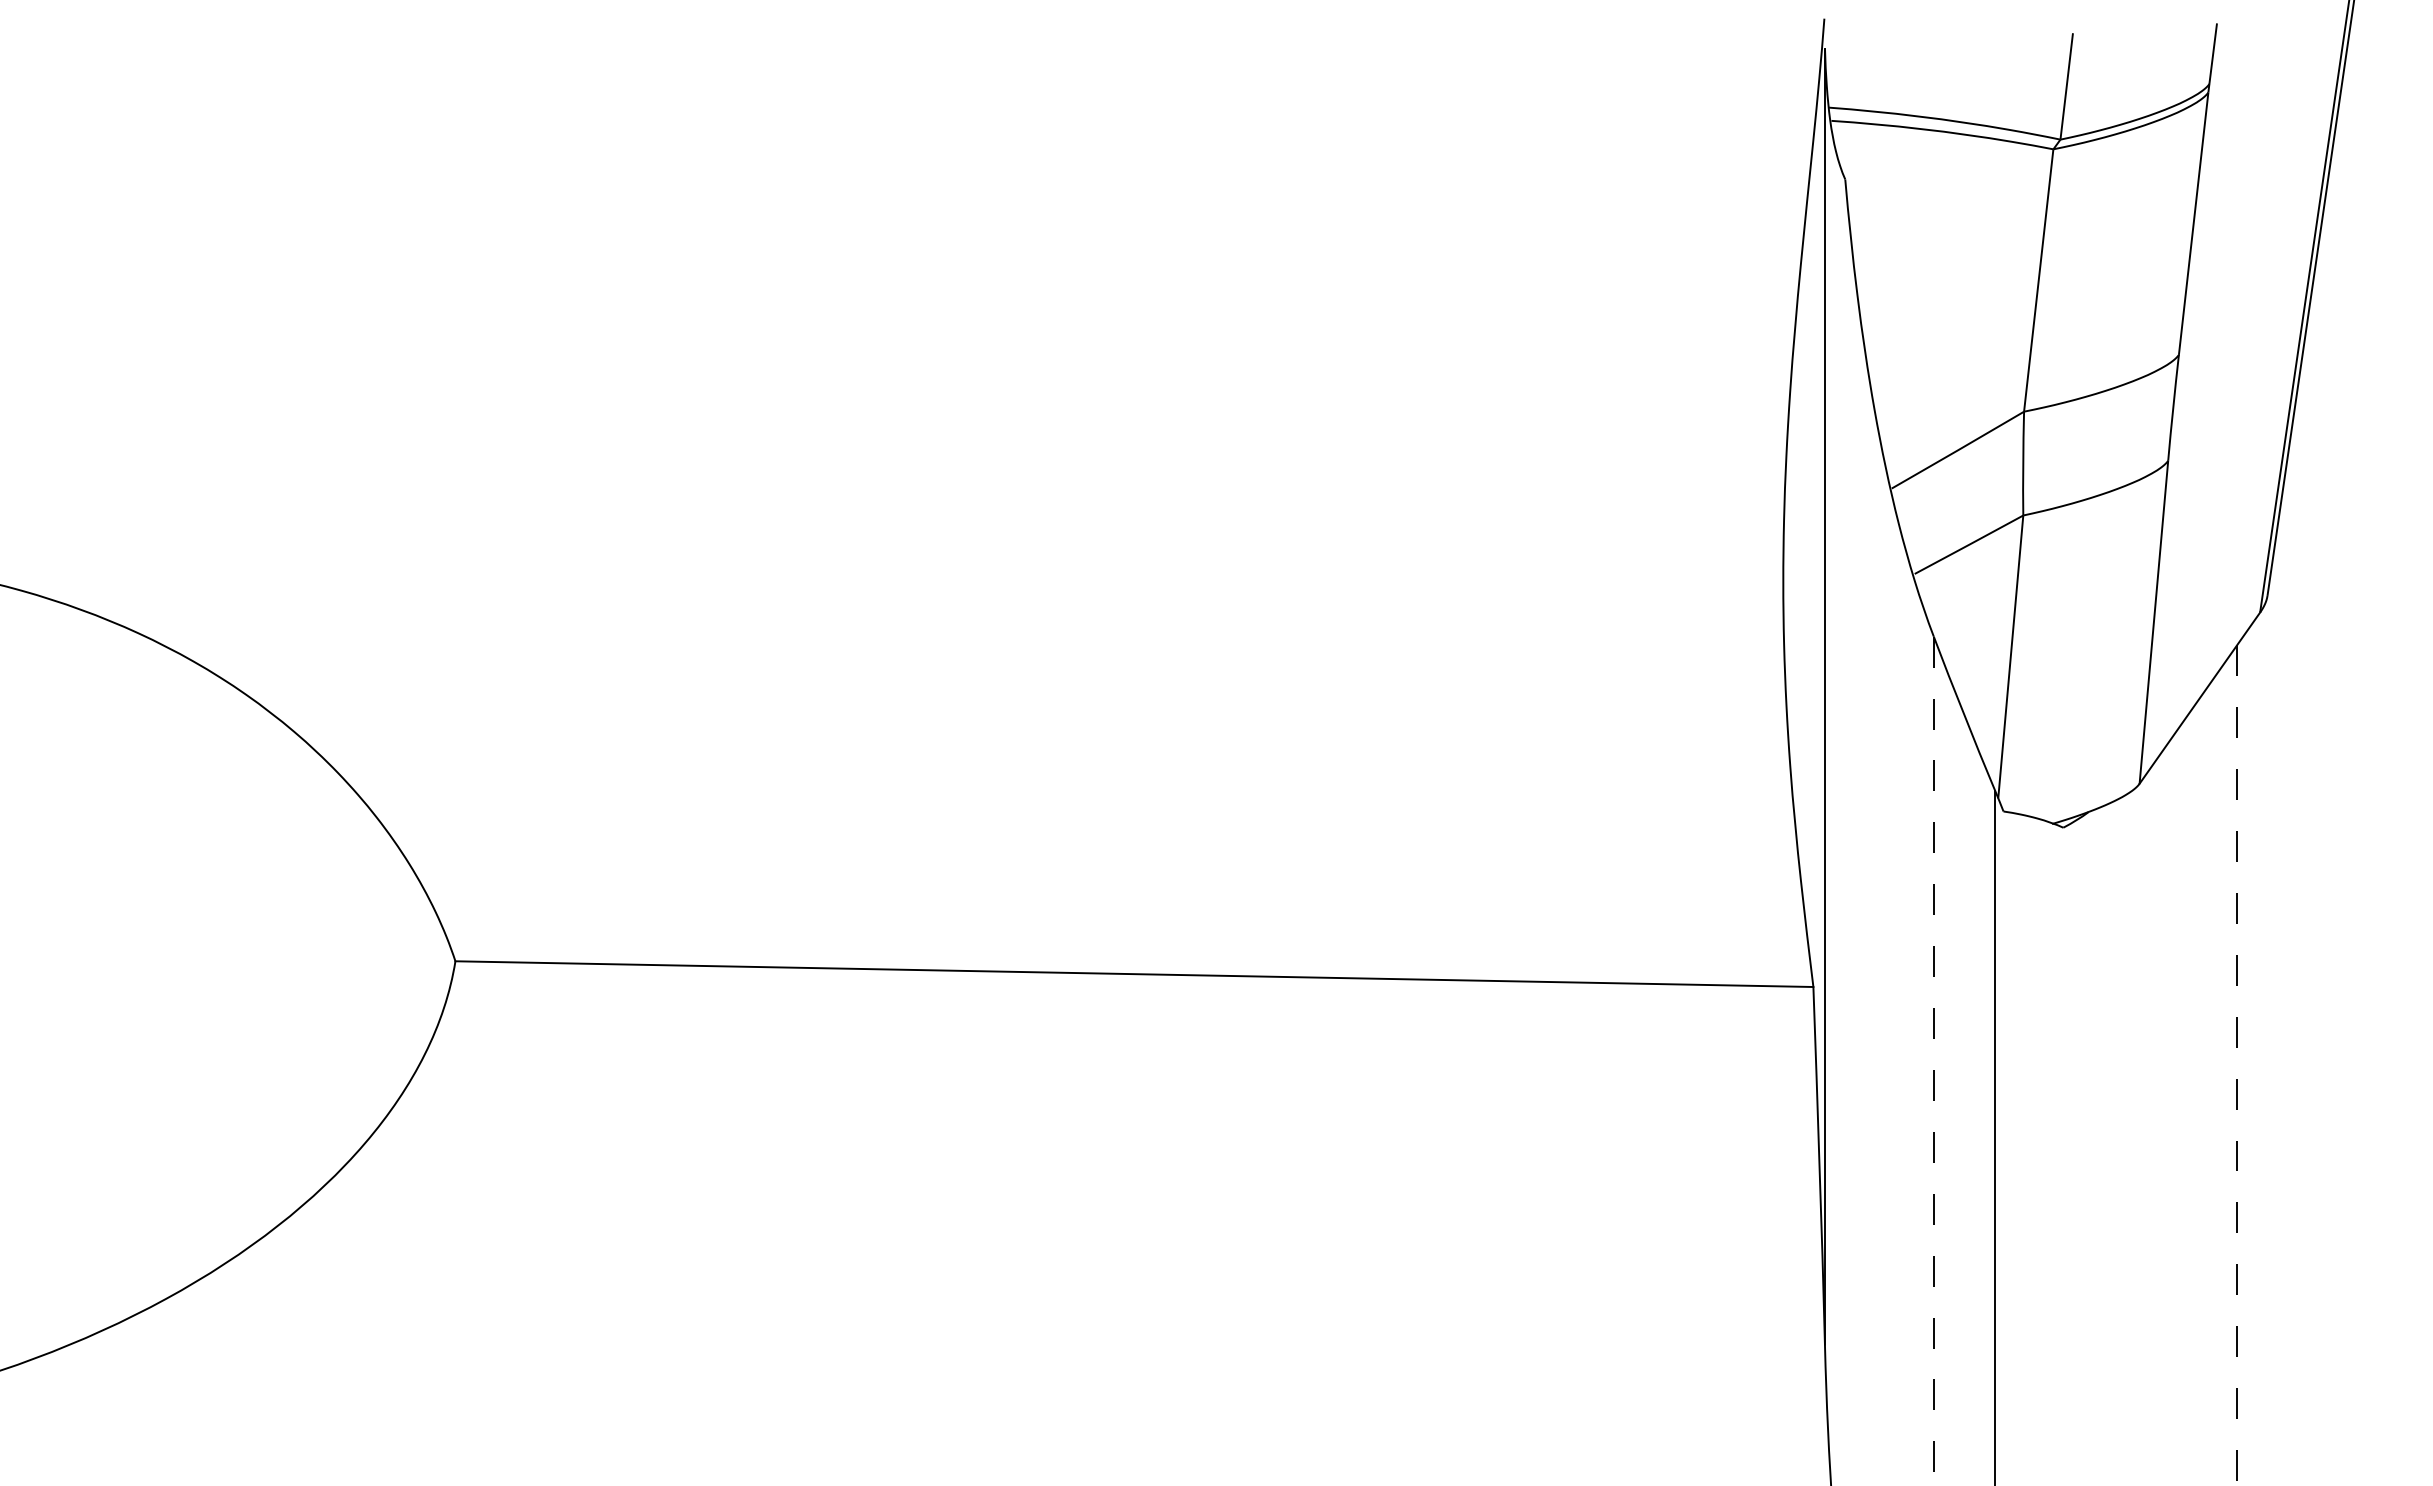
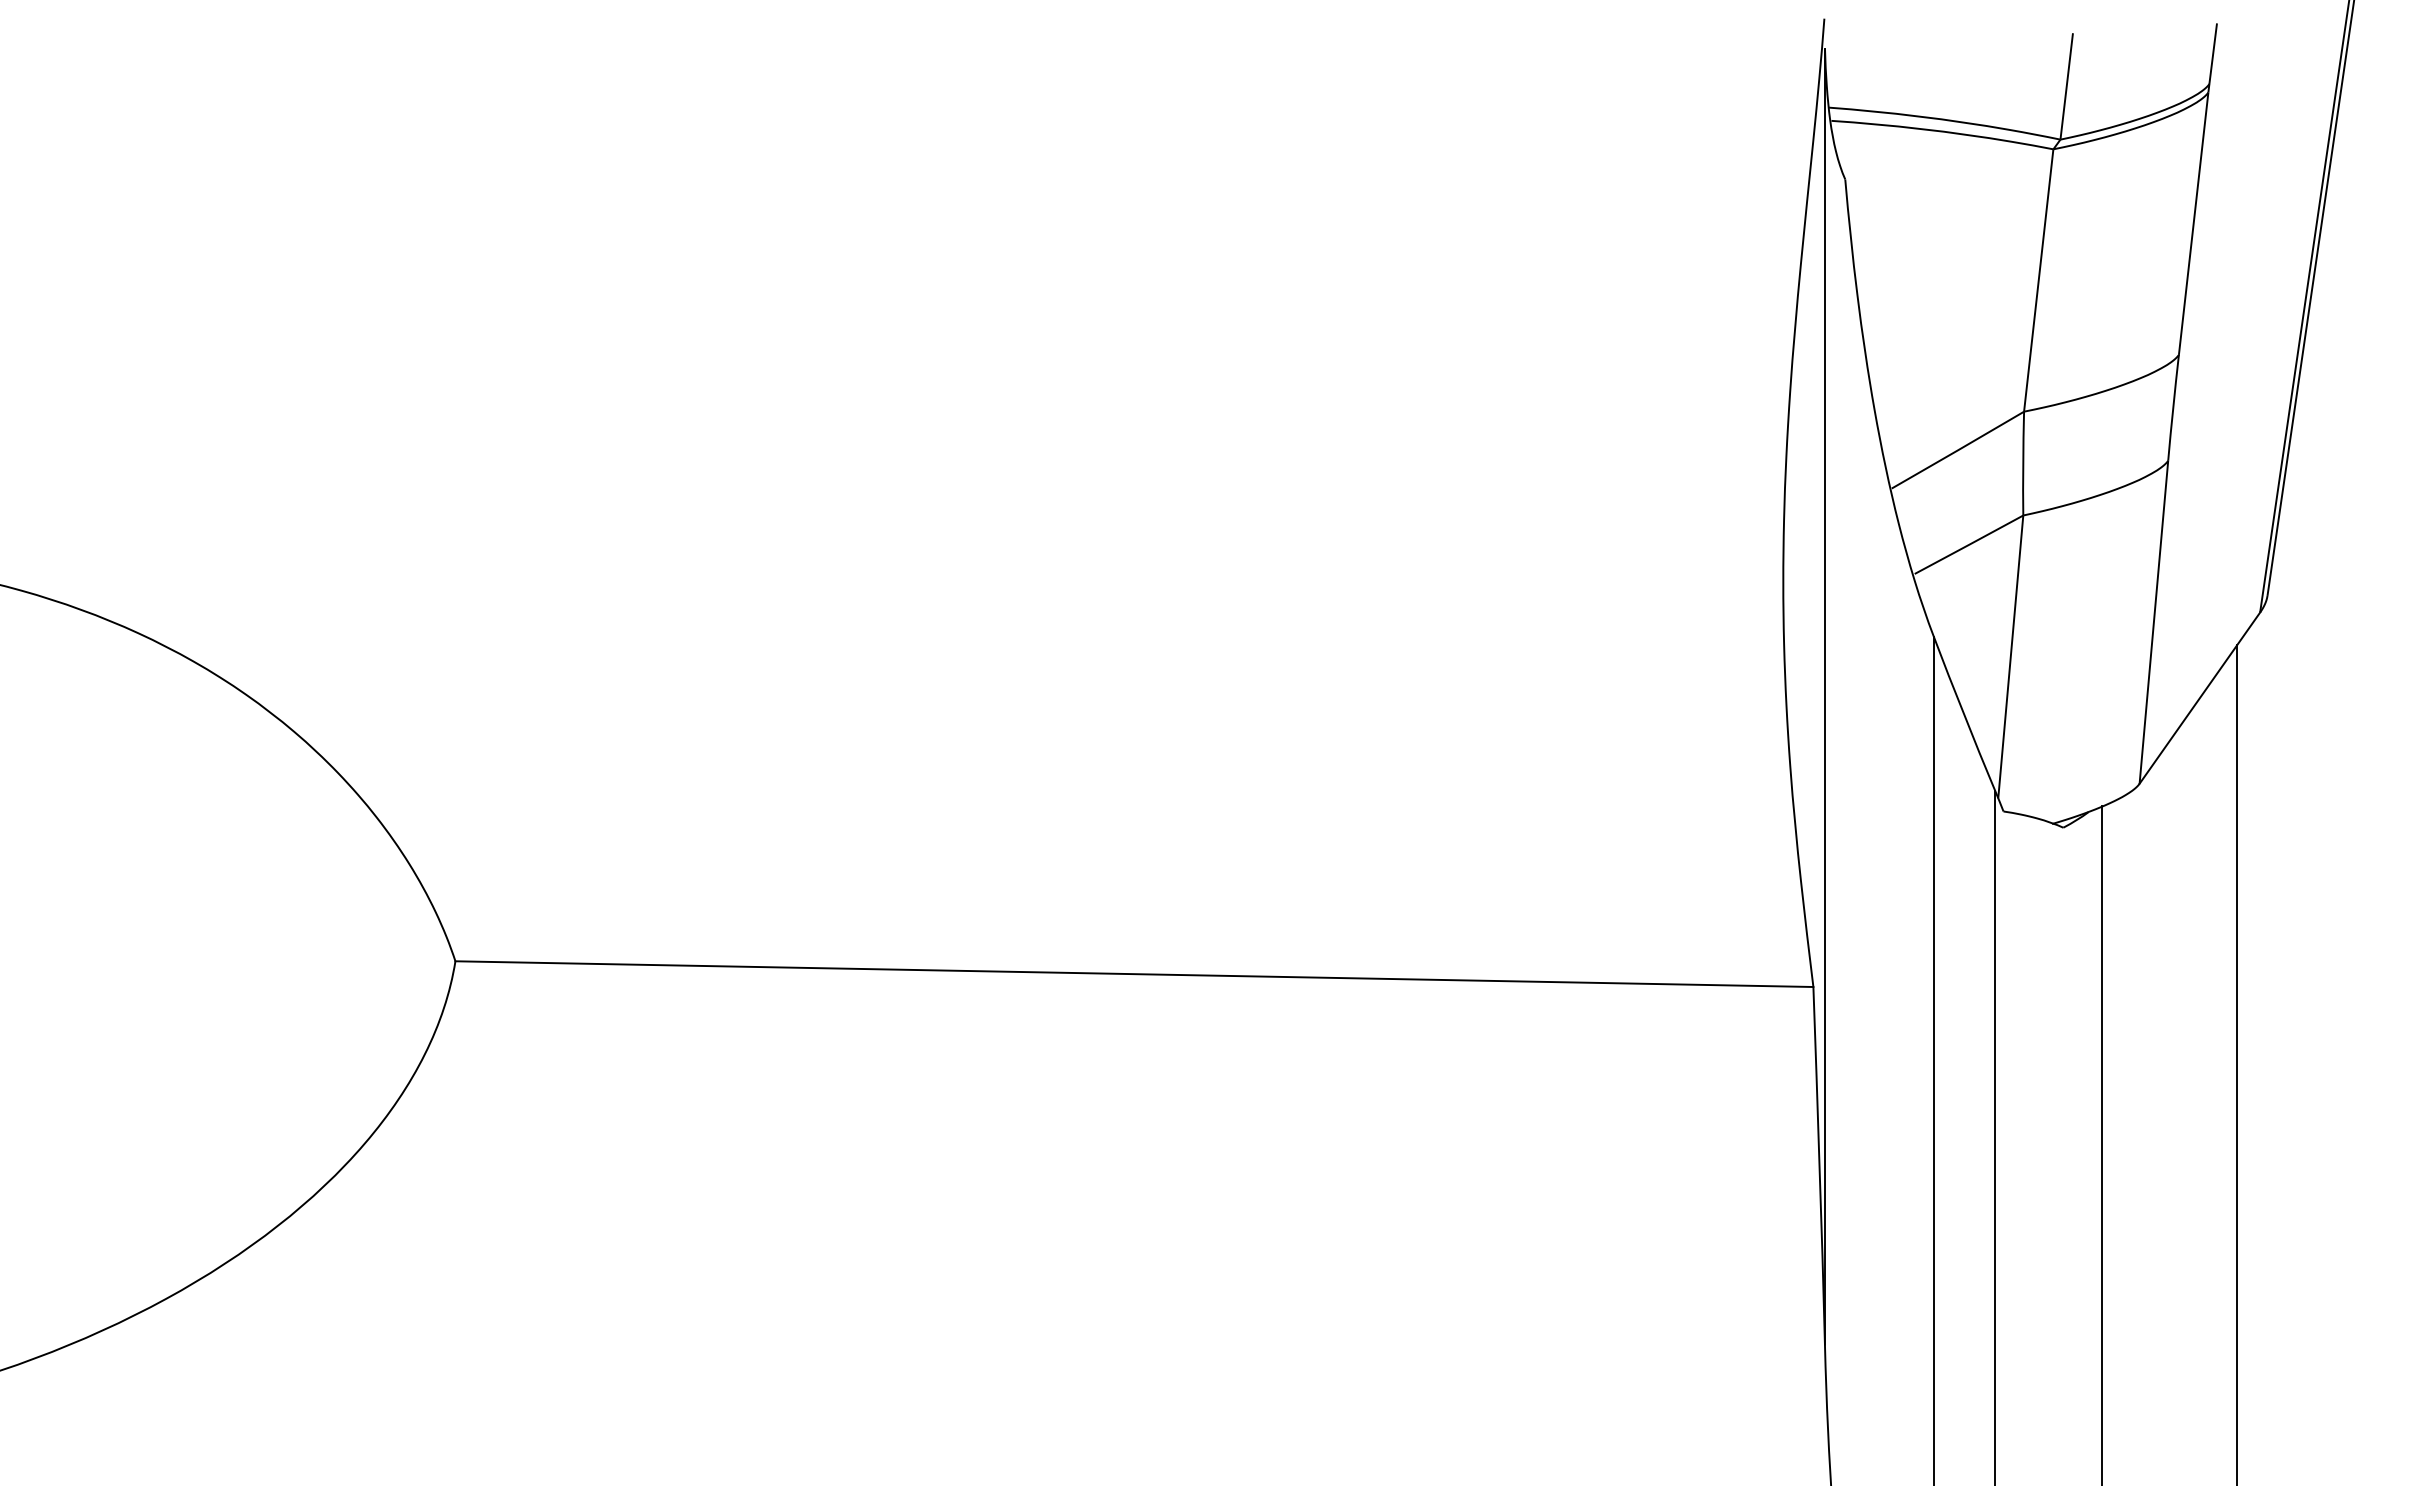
line: dashed -> solid (1933, 1061)
line: dashed -> solid (2237, 1065)
line: none -> present (2102, 1144)
